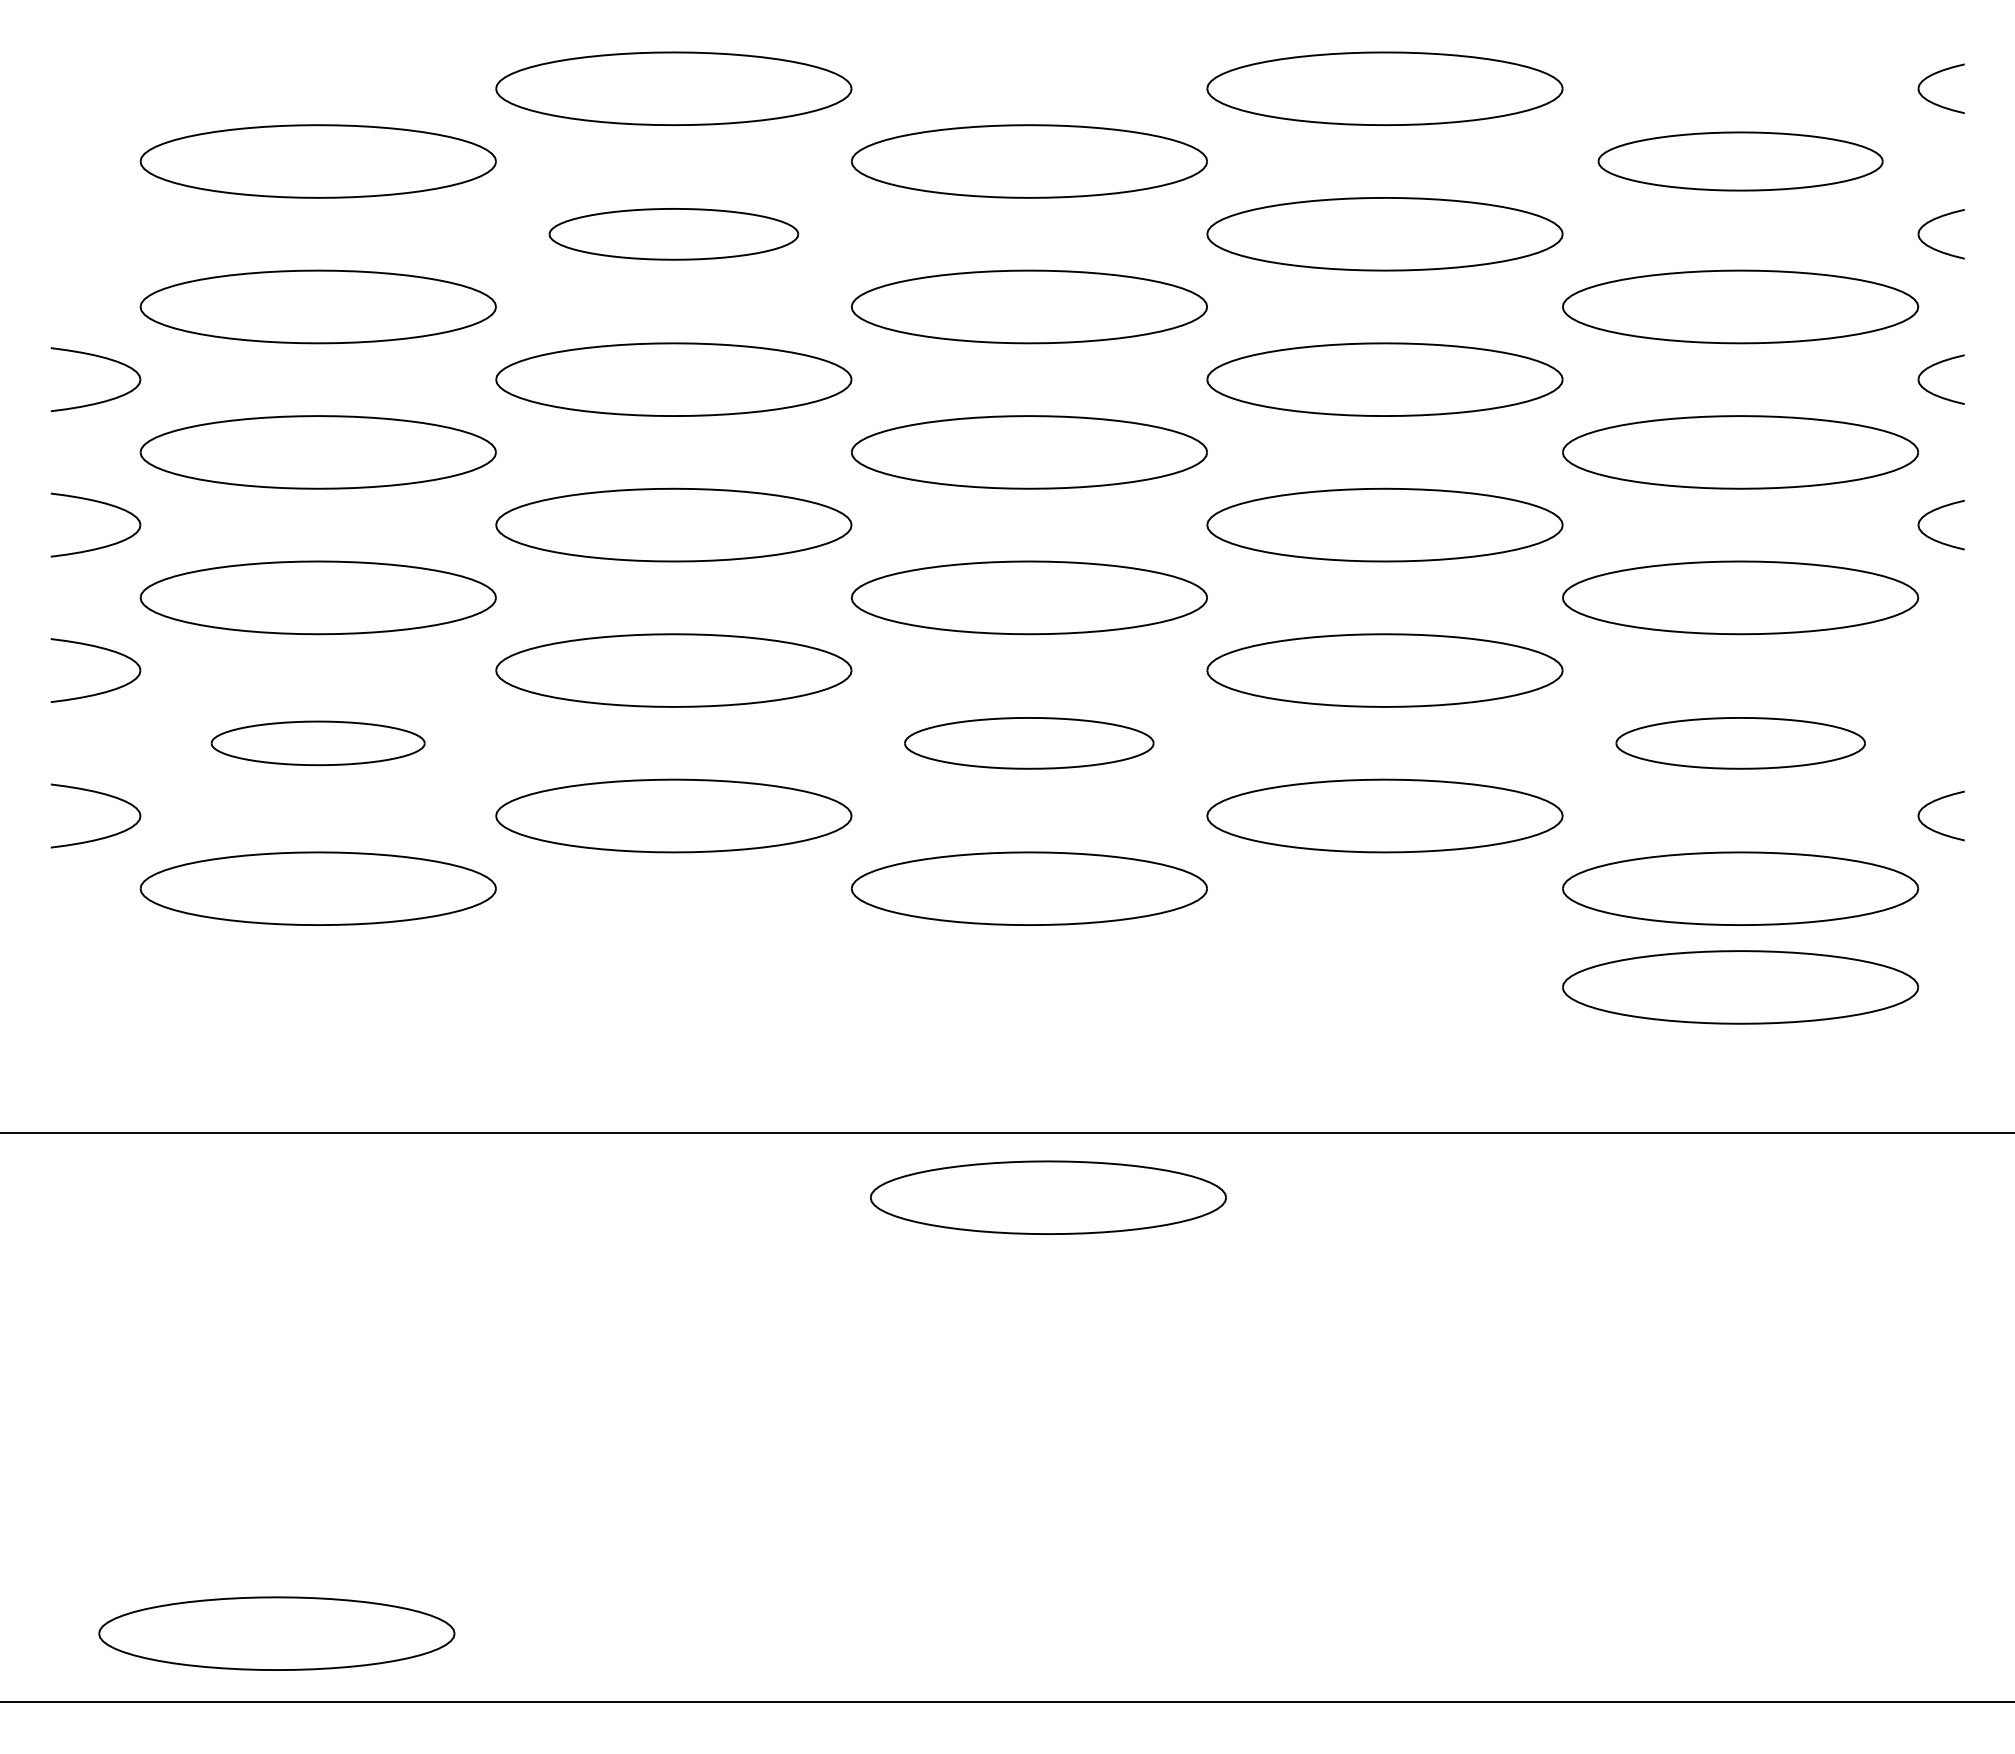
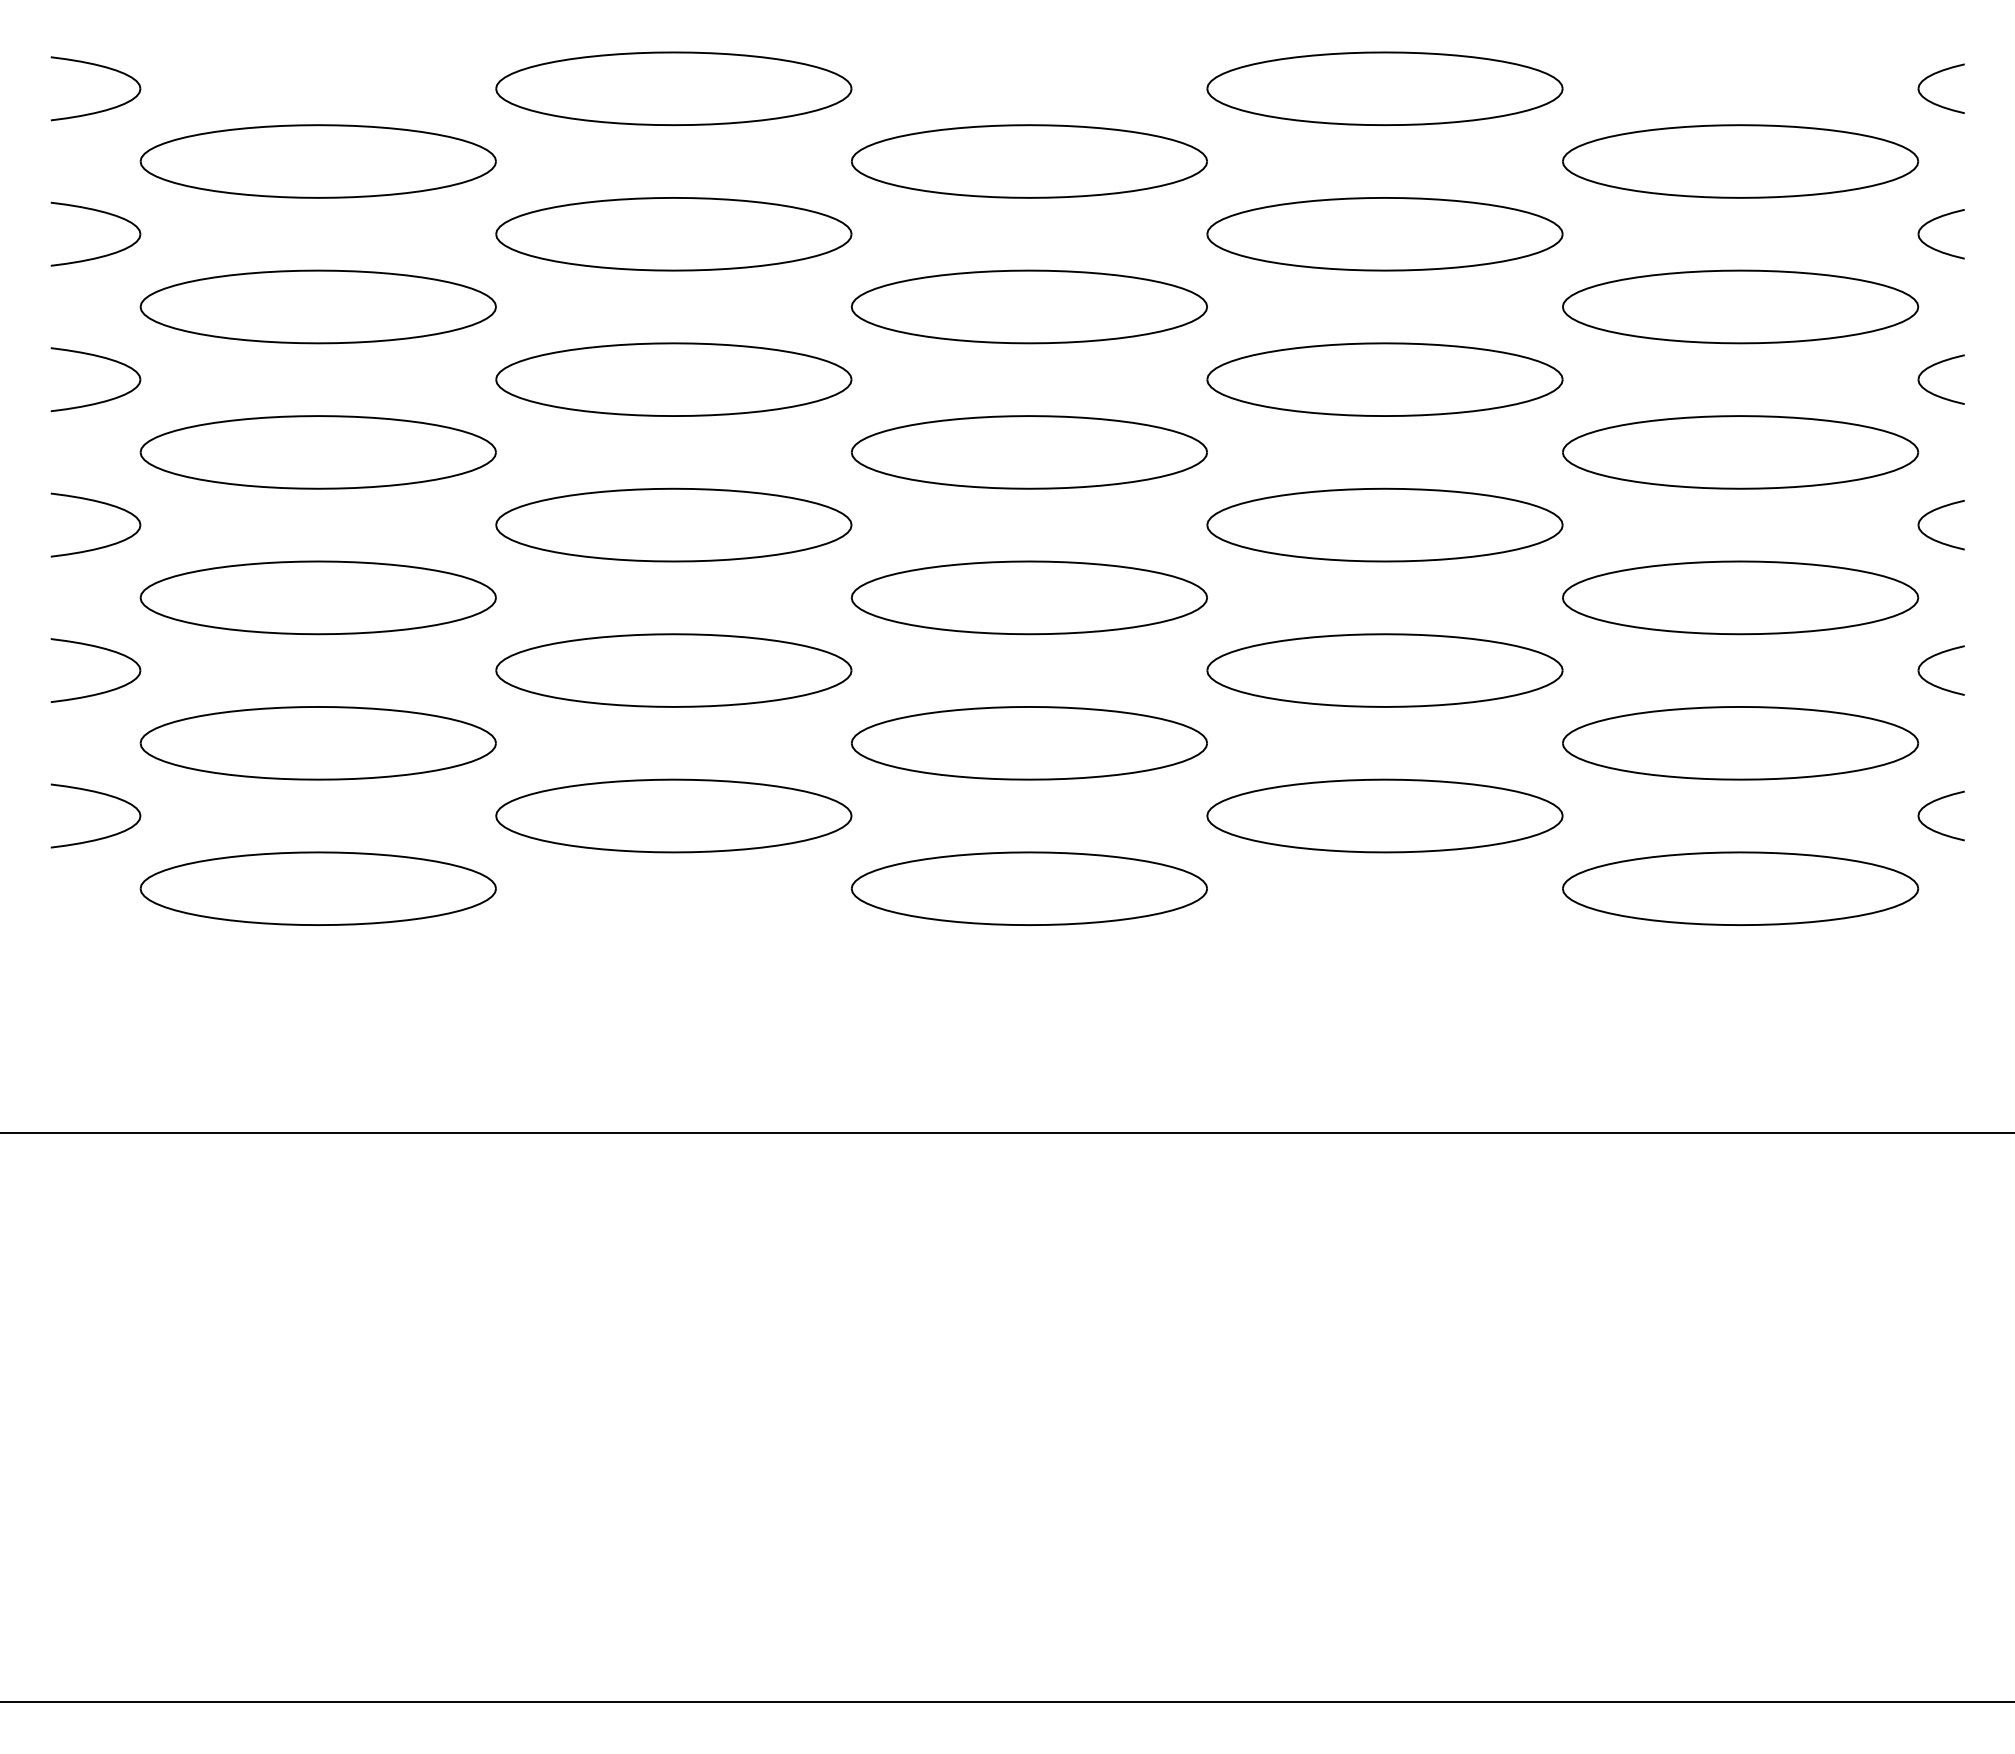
part: none -> present (101, 67)
part size: 287x61 px -> 358x75 px (1740, 161)
part: none -> present (100, 212)
part size: 252x53 px -> 358x75 px (673, 234)
part: none -> present (1934, 656)
part size: 216x47 px -> 358x75 px (317, 743)
part size: 251x53 px -> 358x75 px (1028, 743)
part size: 251x53 px -> 358x75 px (1740, 743)
part: present -> none (1740, 987)
part: present -> none (1047, 1197)
part: present -> none (276, 1633)
